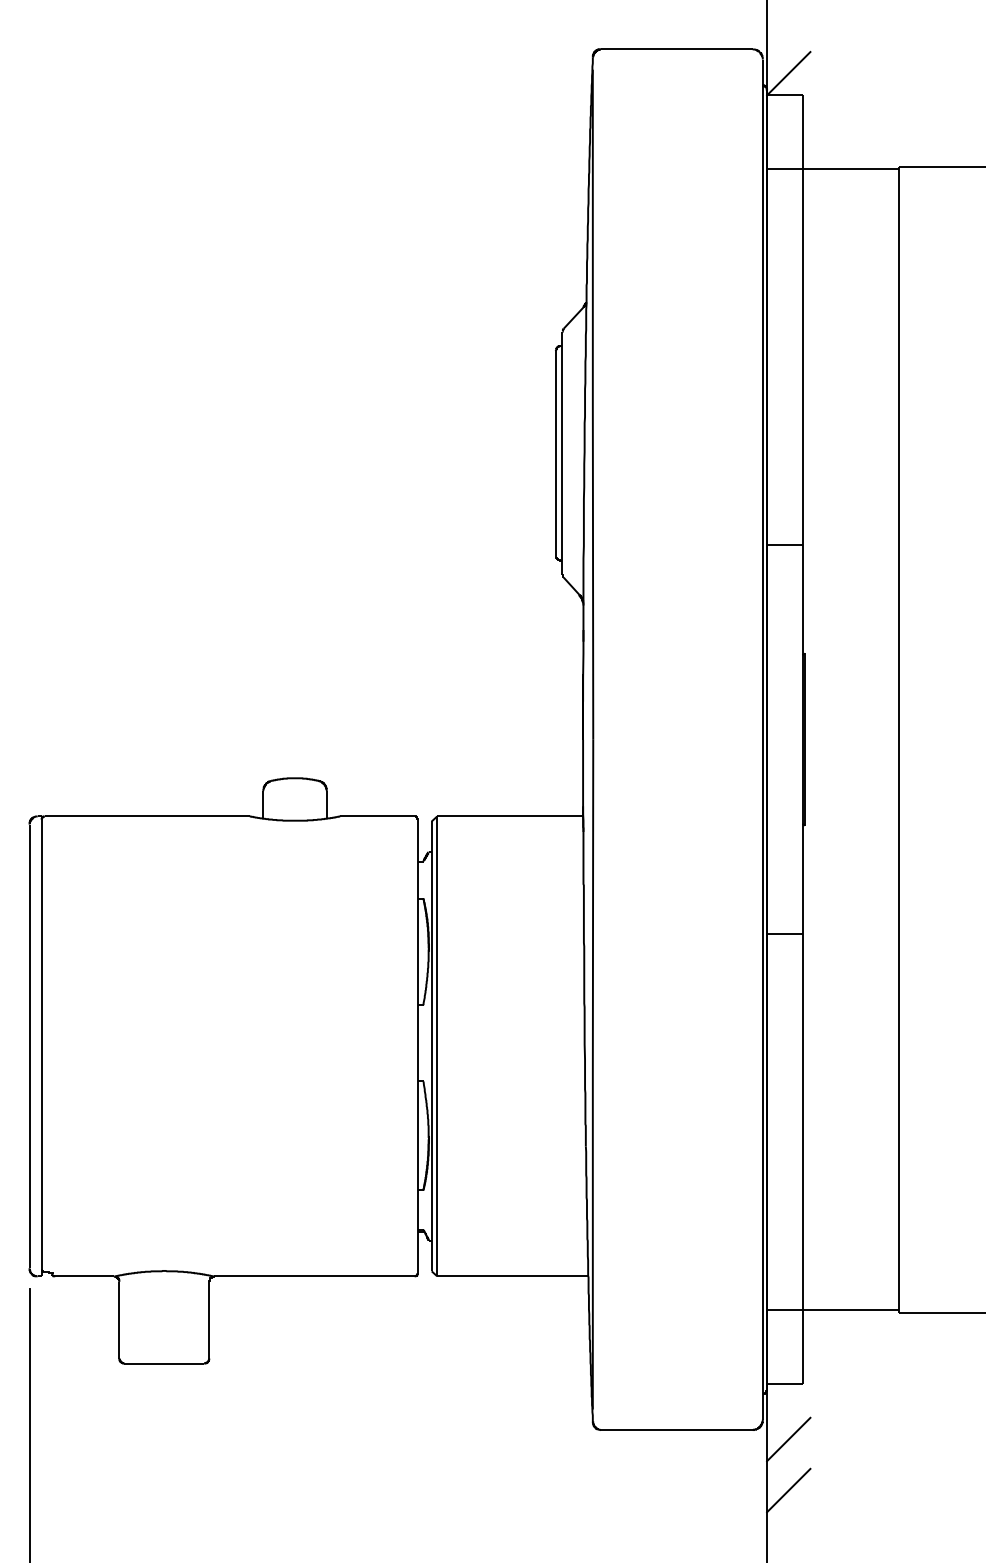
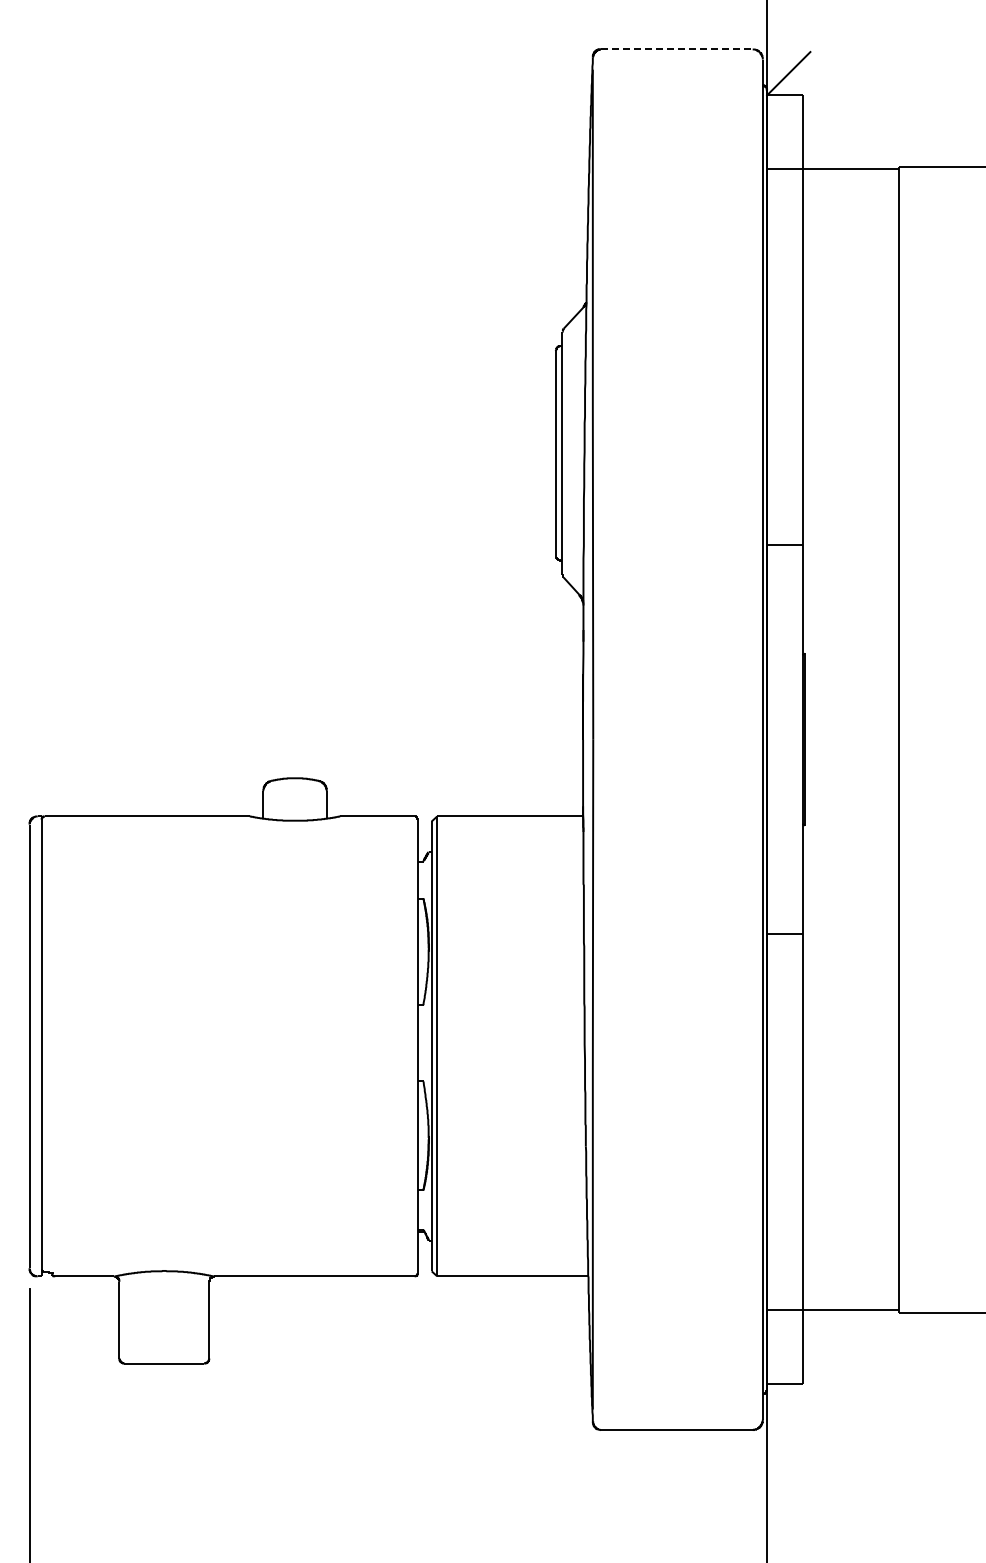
line: solid -> dashed (676, 49)
line: present -> none (788, 1439)
line: present -> none (788, 1490)
